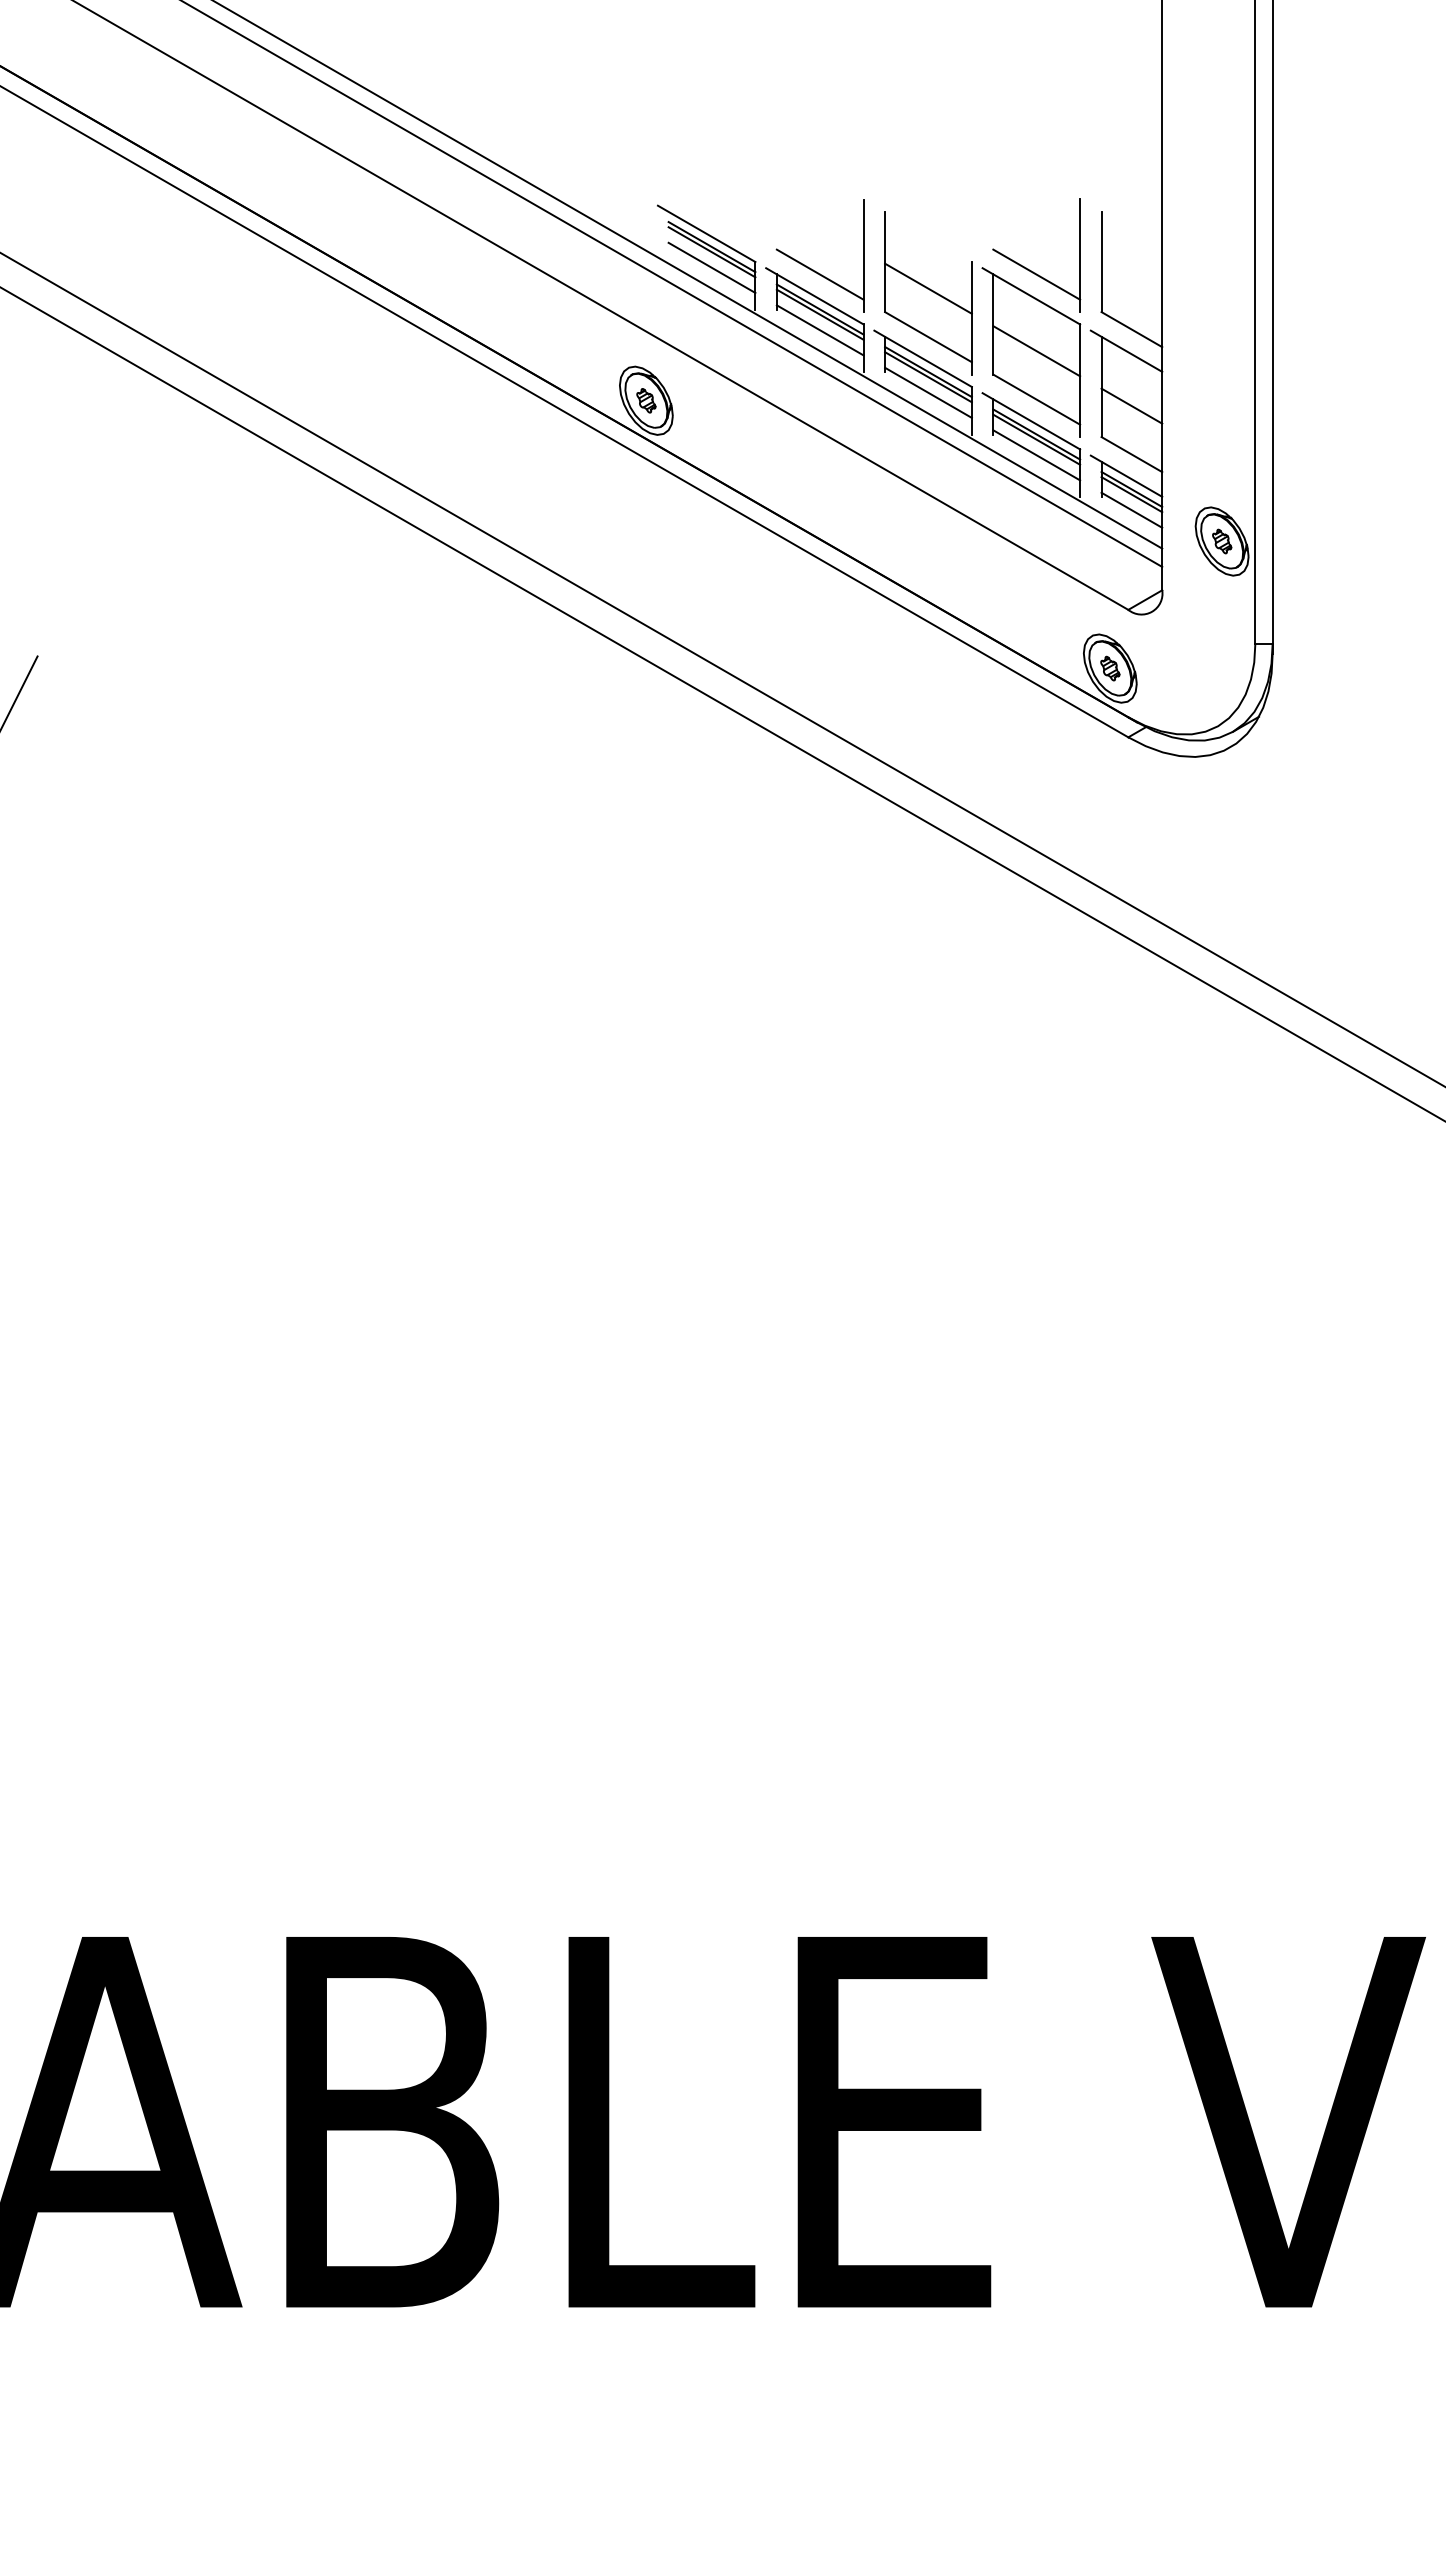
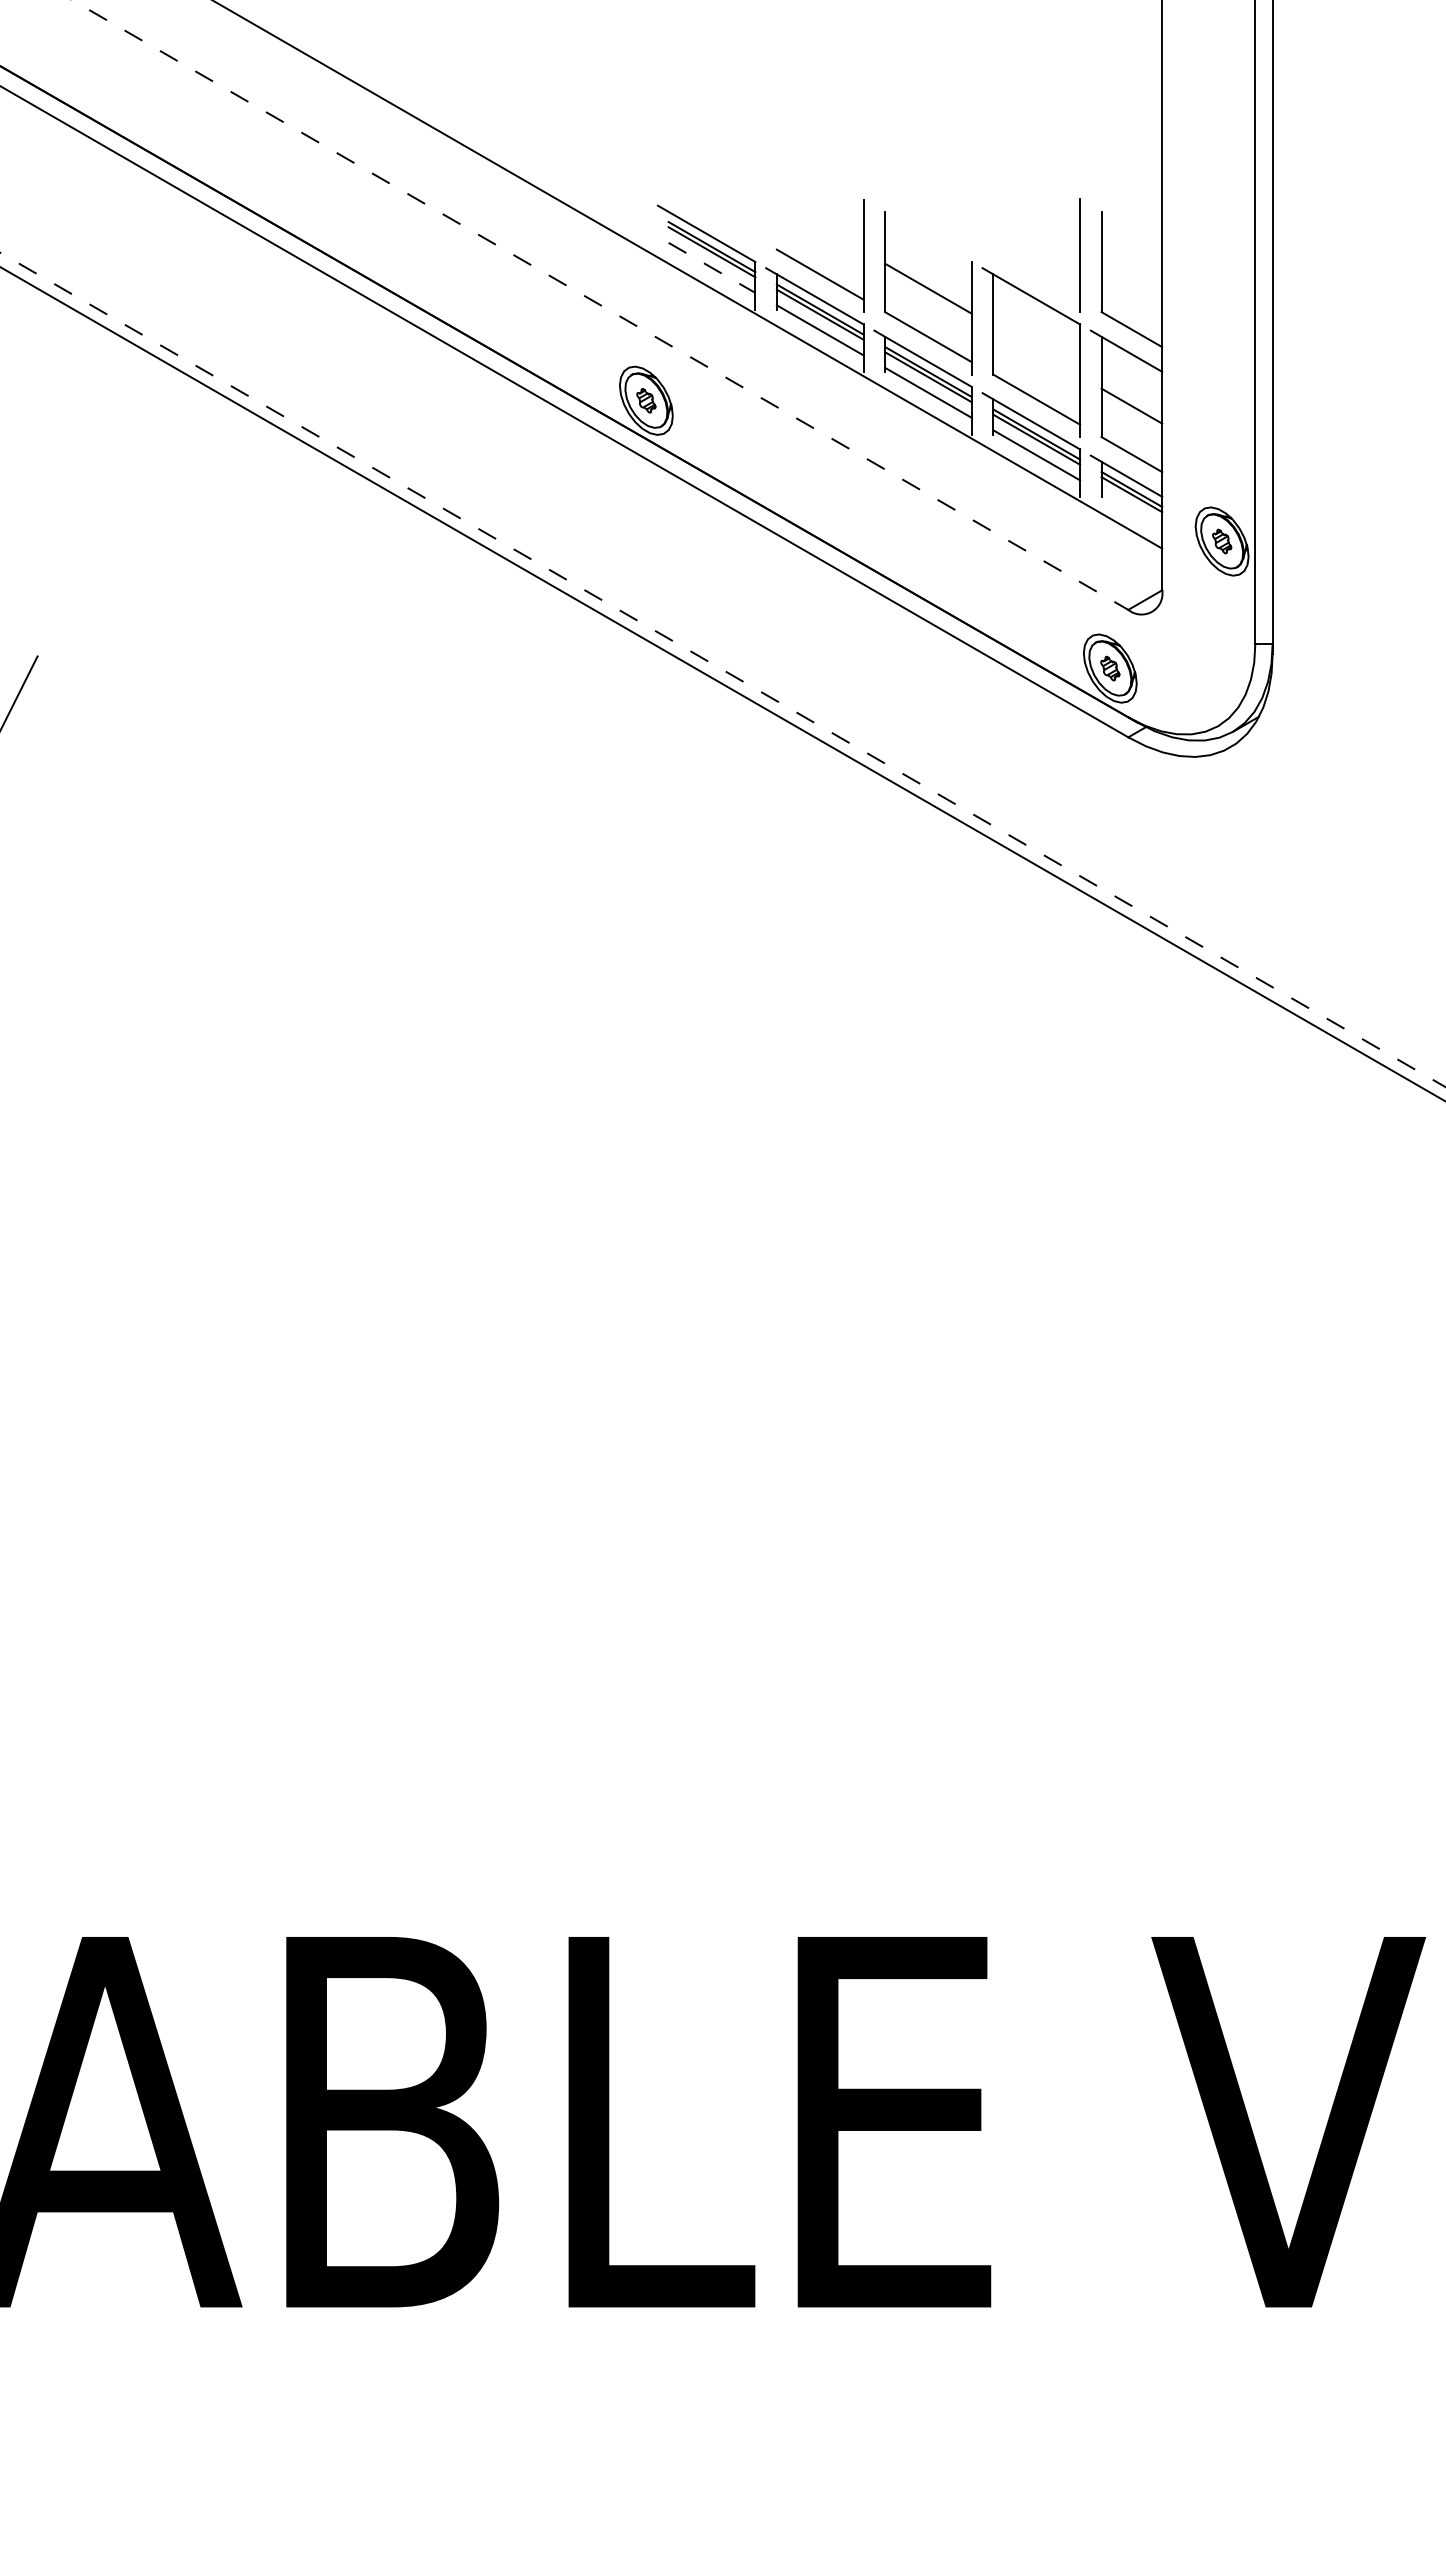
line: solid -> dashed (712, 268)
line: present -> none (1036, 274)
line: present -> none (673, 284)
line: solid -> dashed (600, 304)
line: present -> none (1036, 351)
line: present -> none (1131, 509)
line: solid -> dashed (723, 670)
line position: (722, 703) -> (722, 683) (722, 683)
